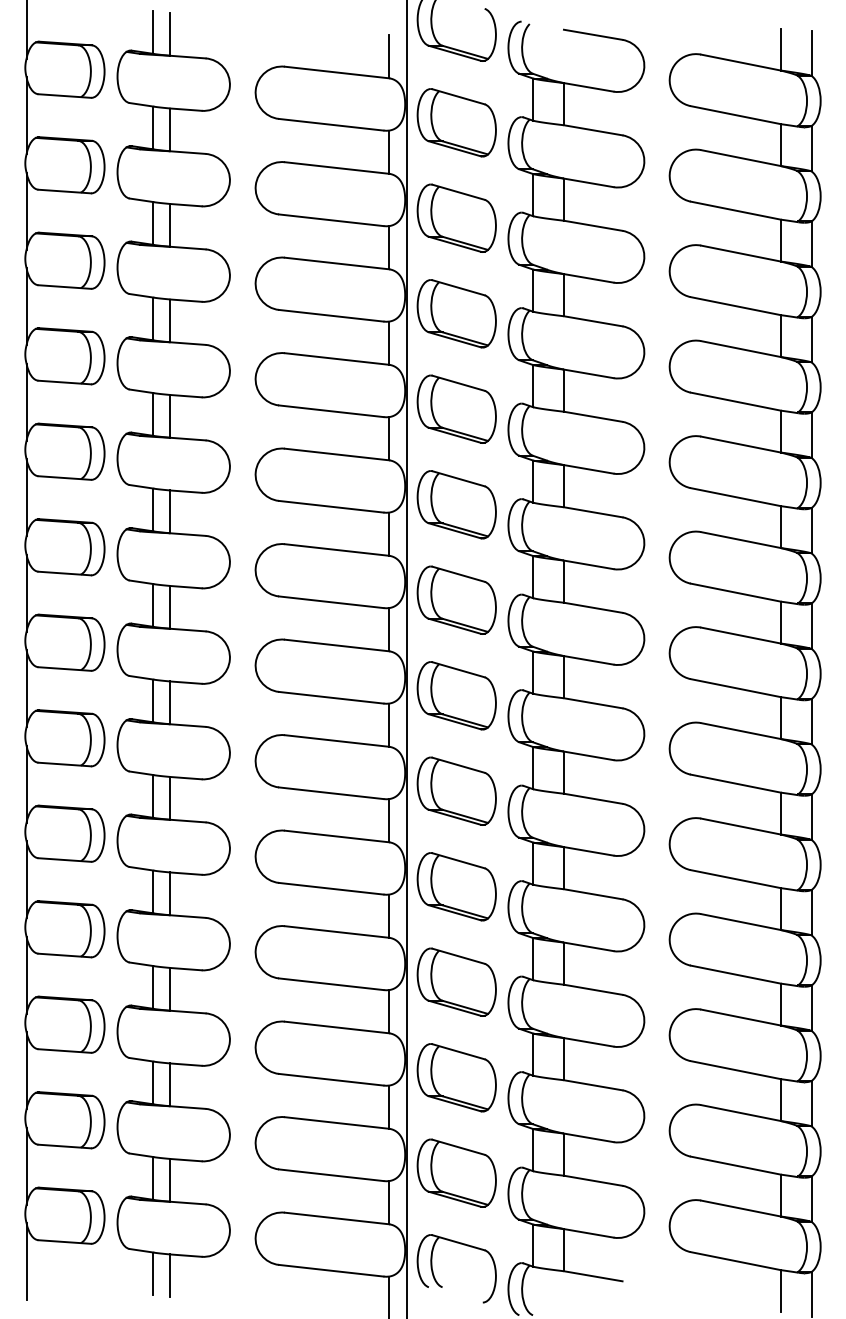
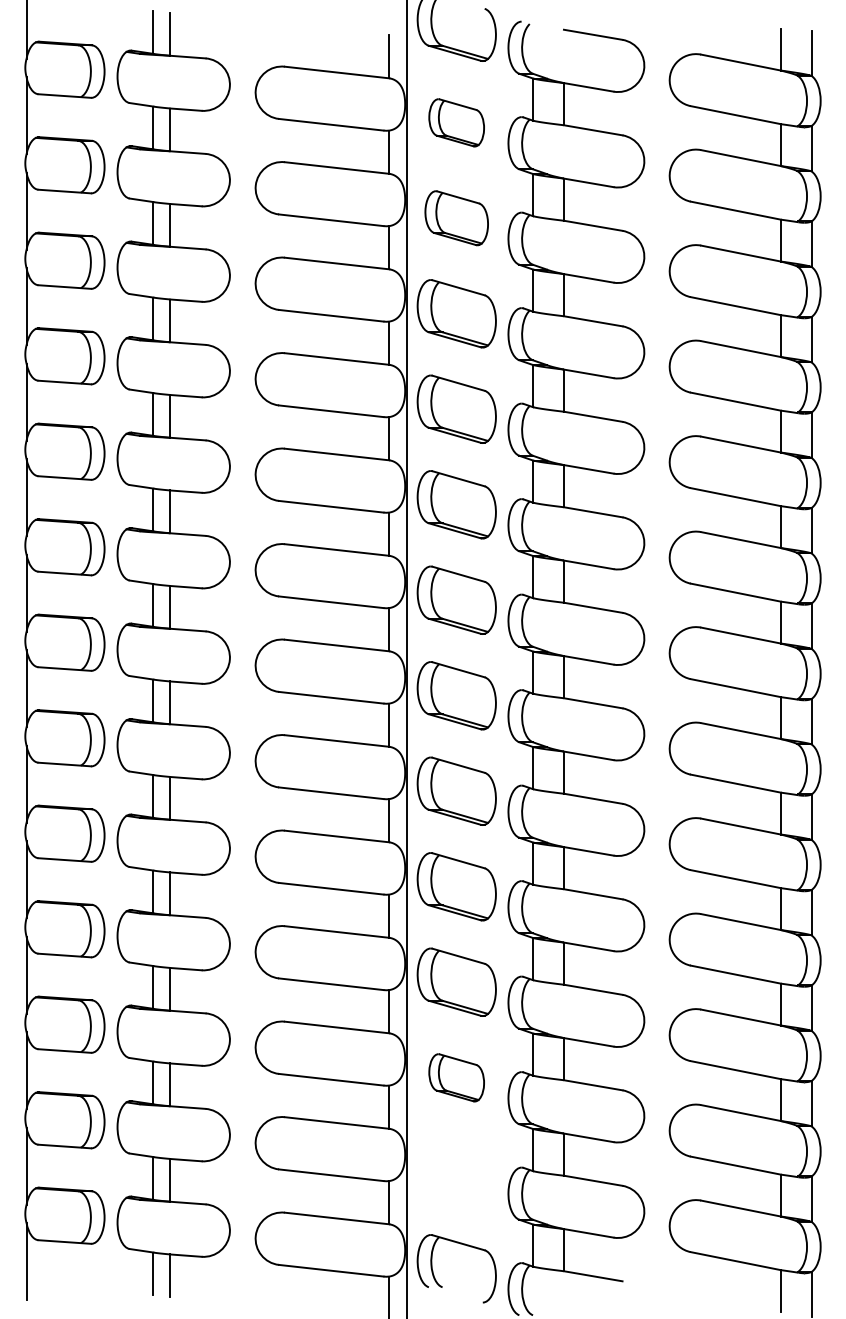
part size: 81x70 px -> 57x50 px (456, 122)
part size: 81x70 px -> 65x57 px (456, 218)
part size: 81x70 px -> 57x50 px (456, 1077)
part: present -> none (456, 1172)
